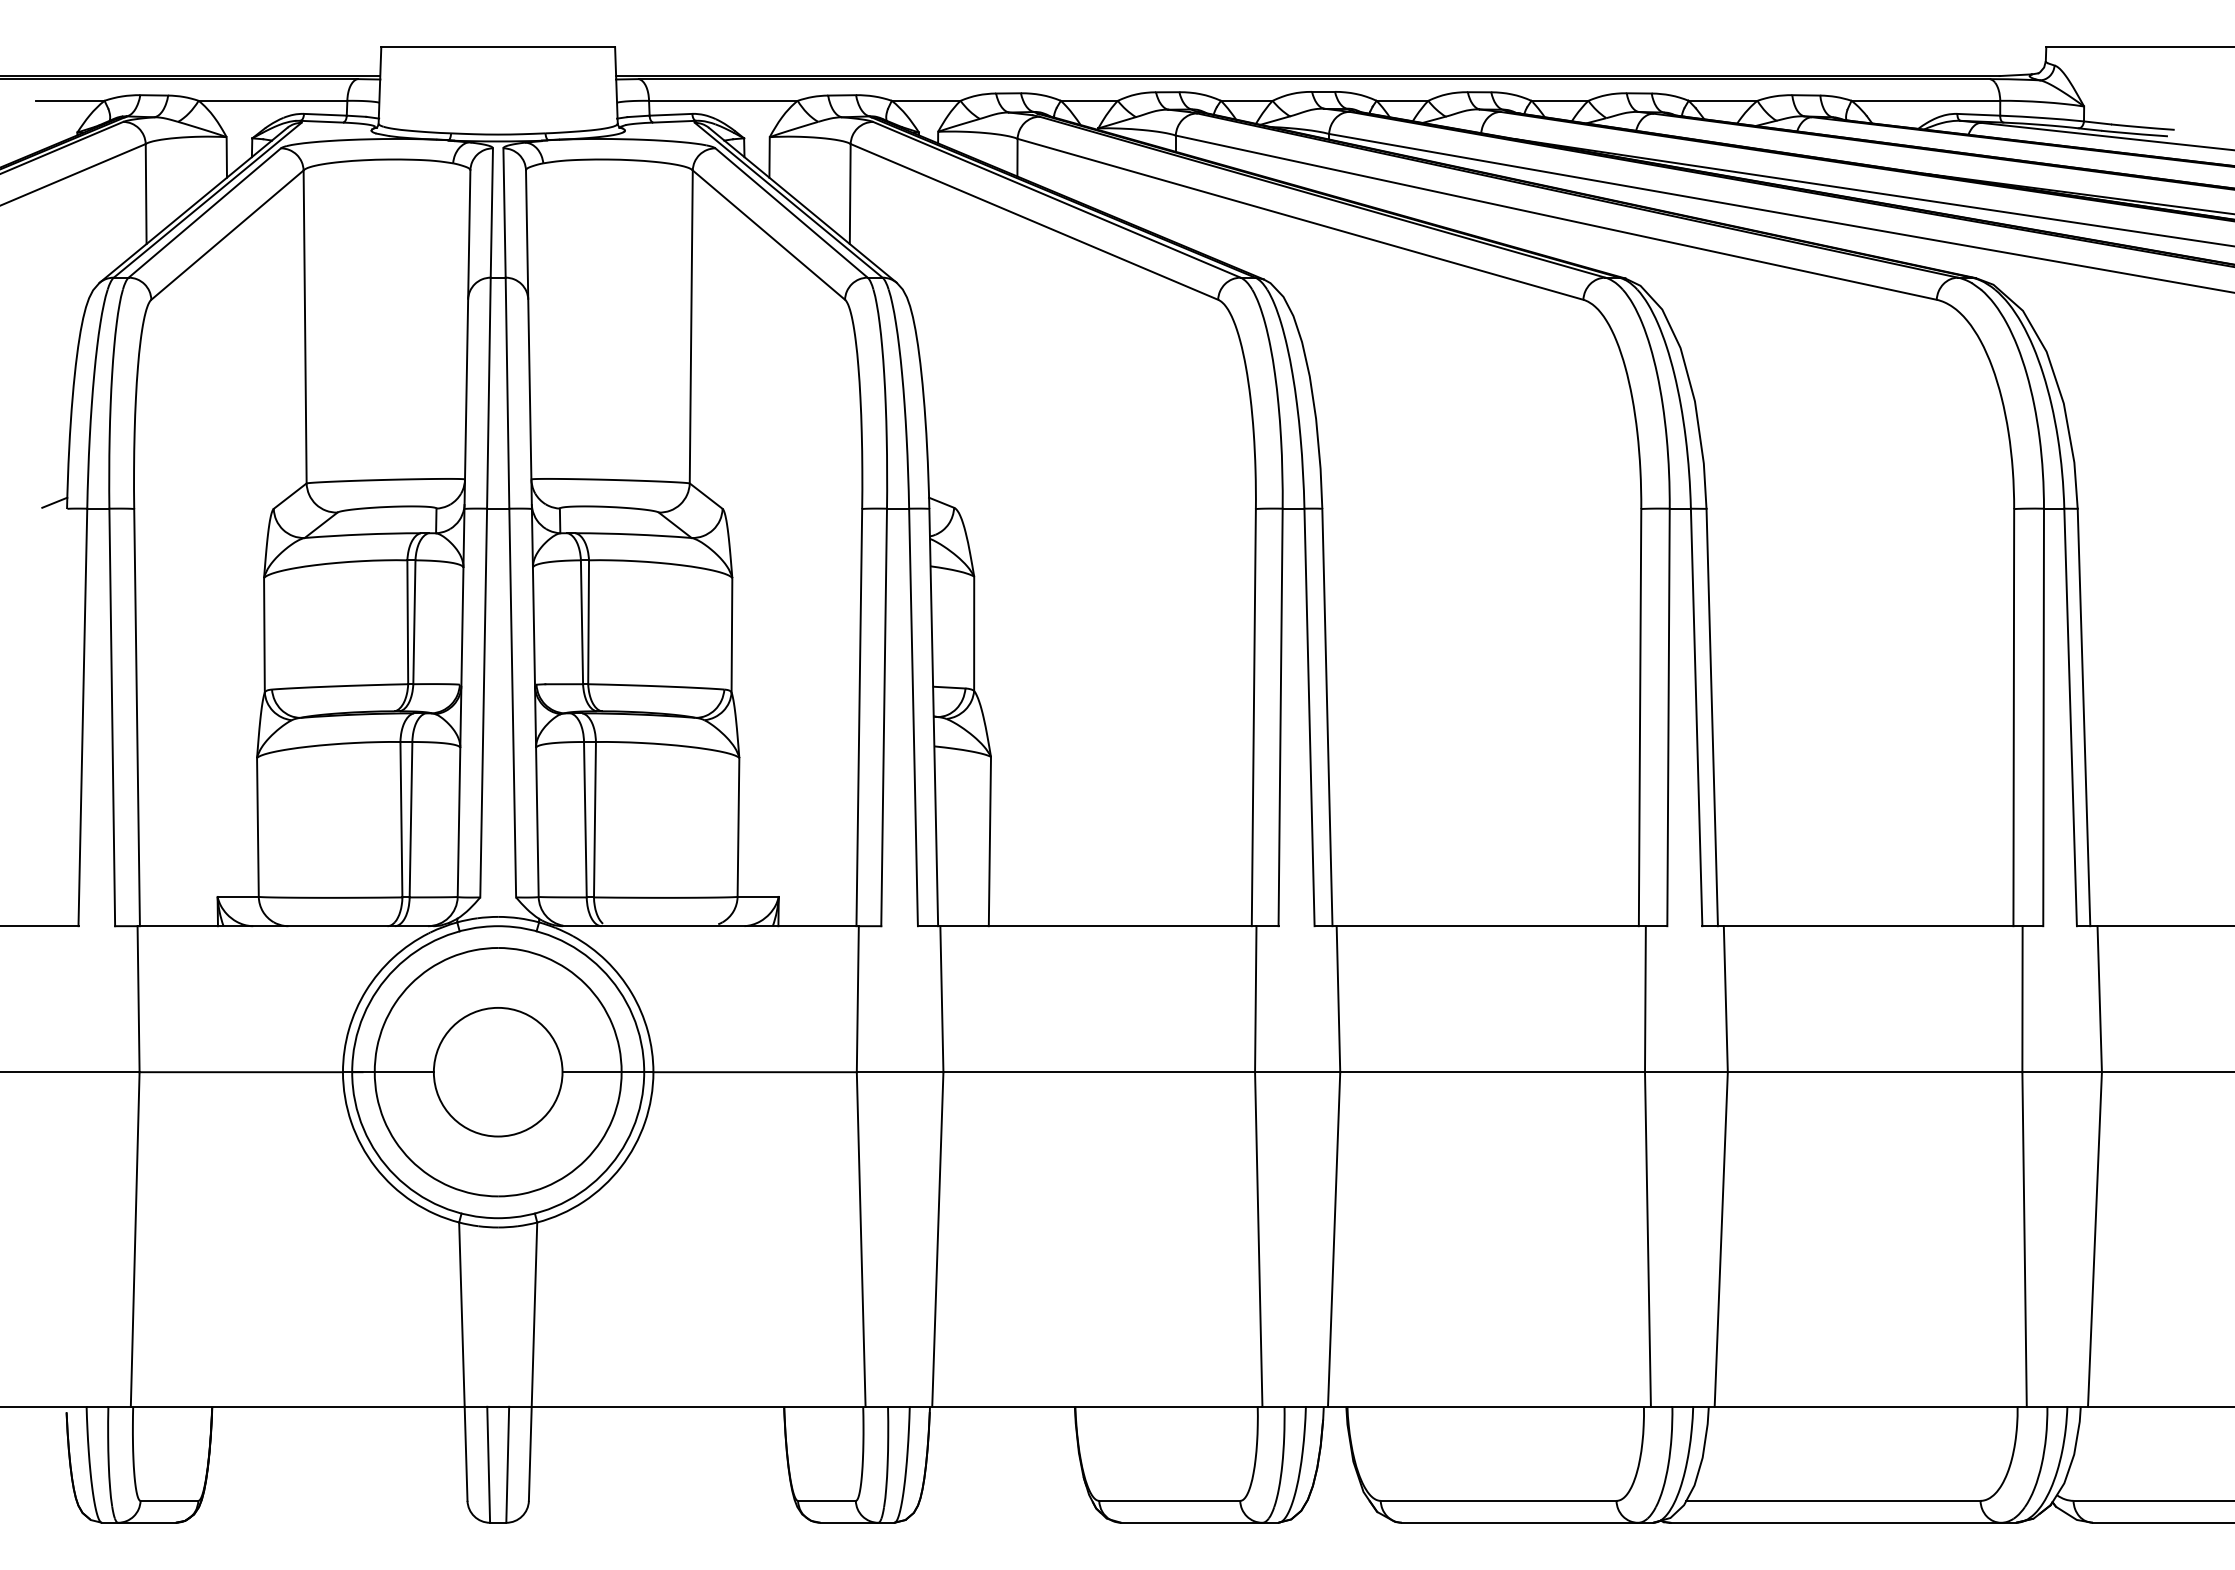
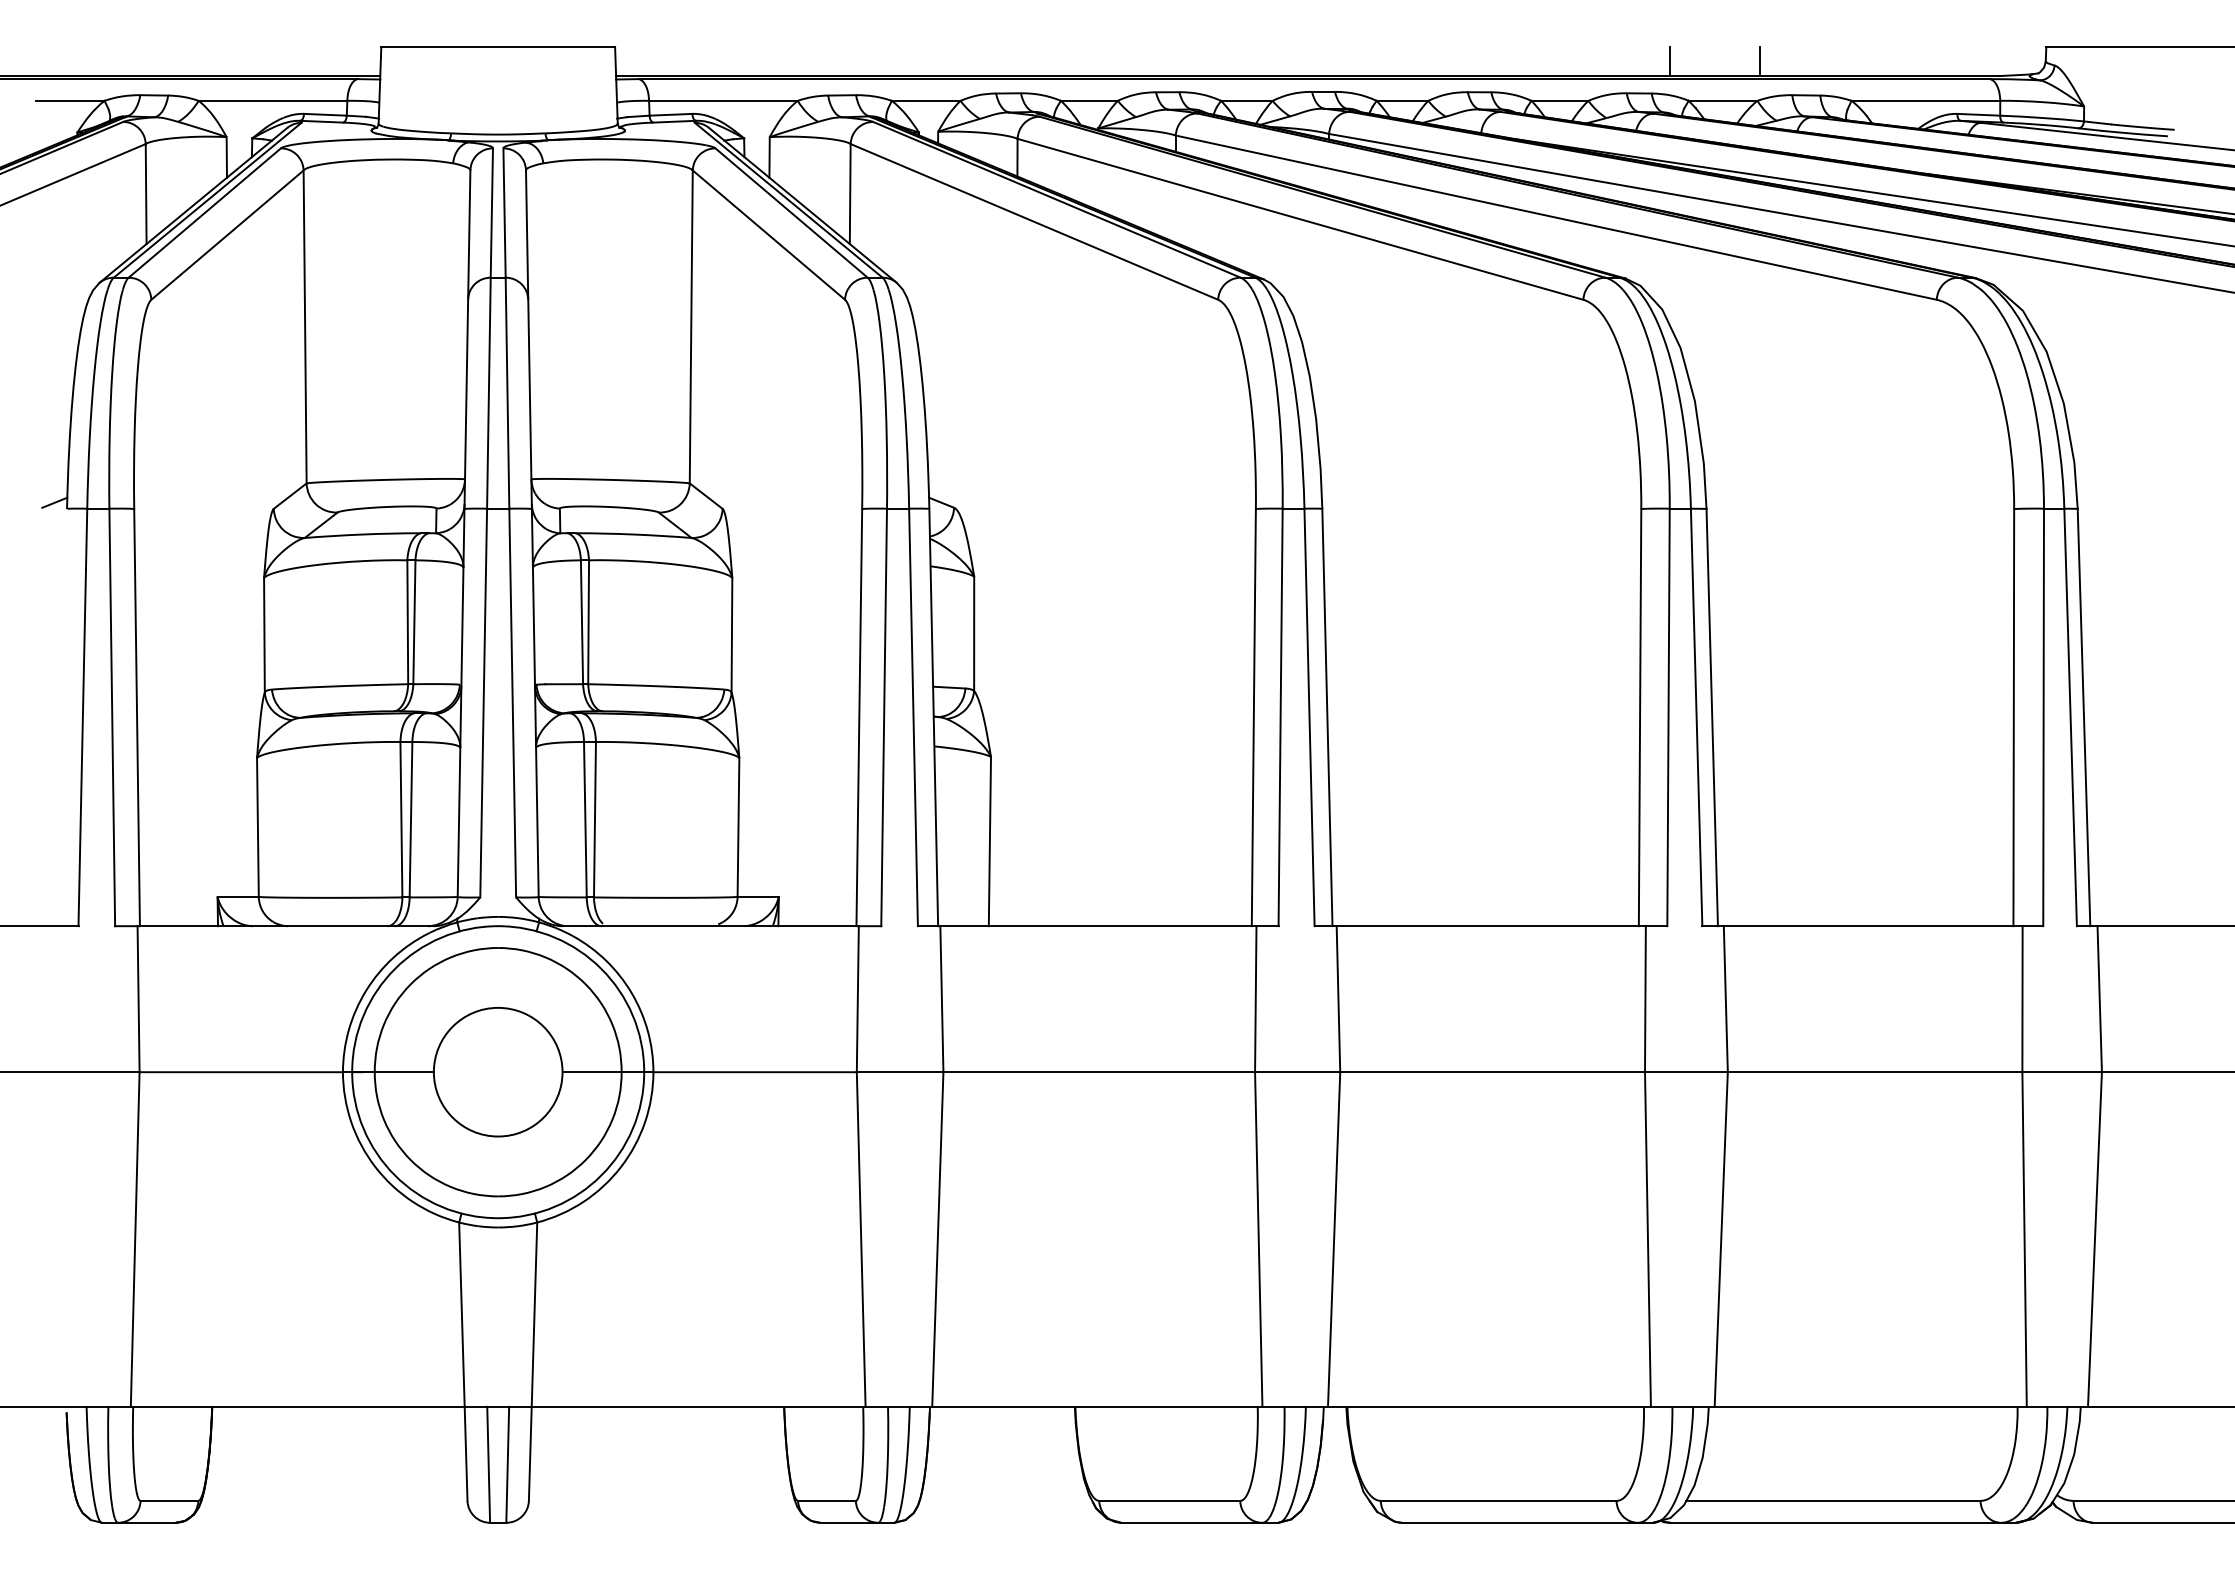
line: none -> present (1669, 61)
line: none -> present (1759, 61)
